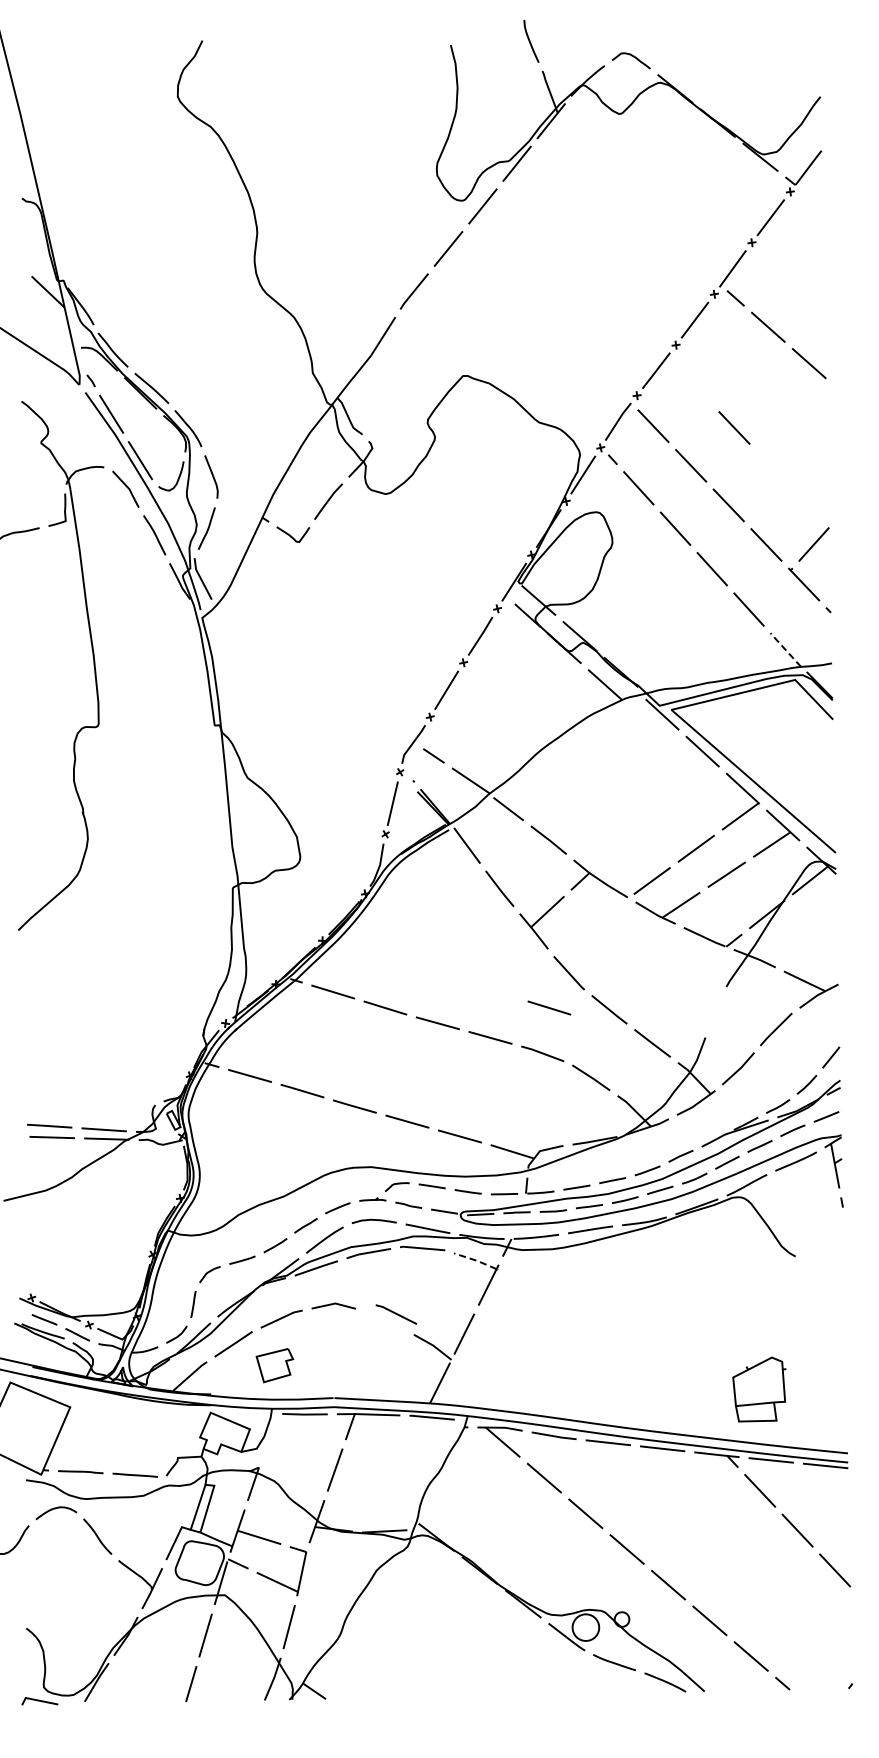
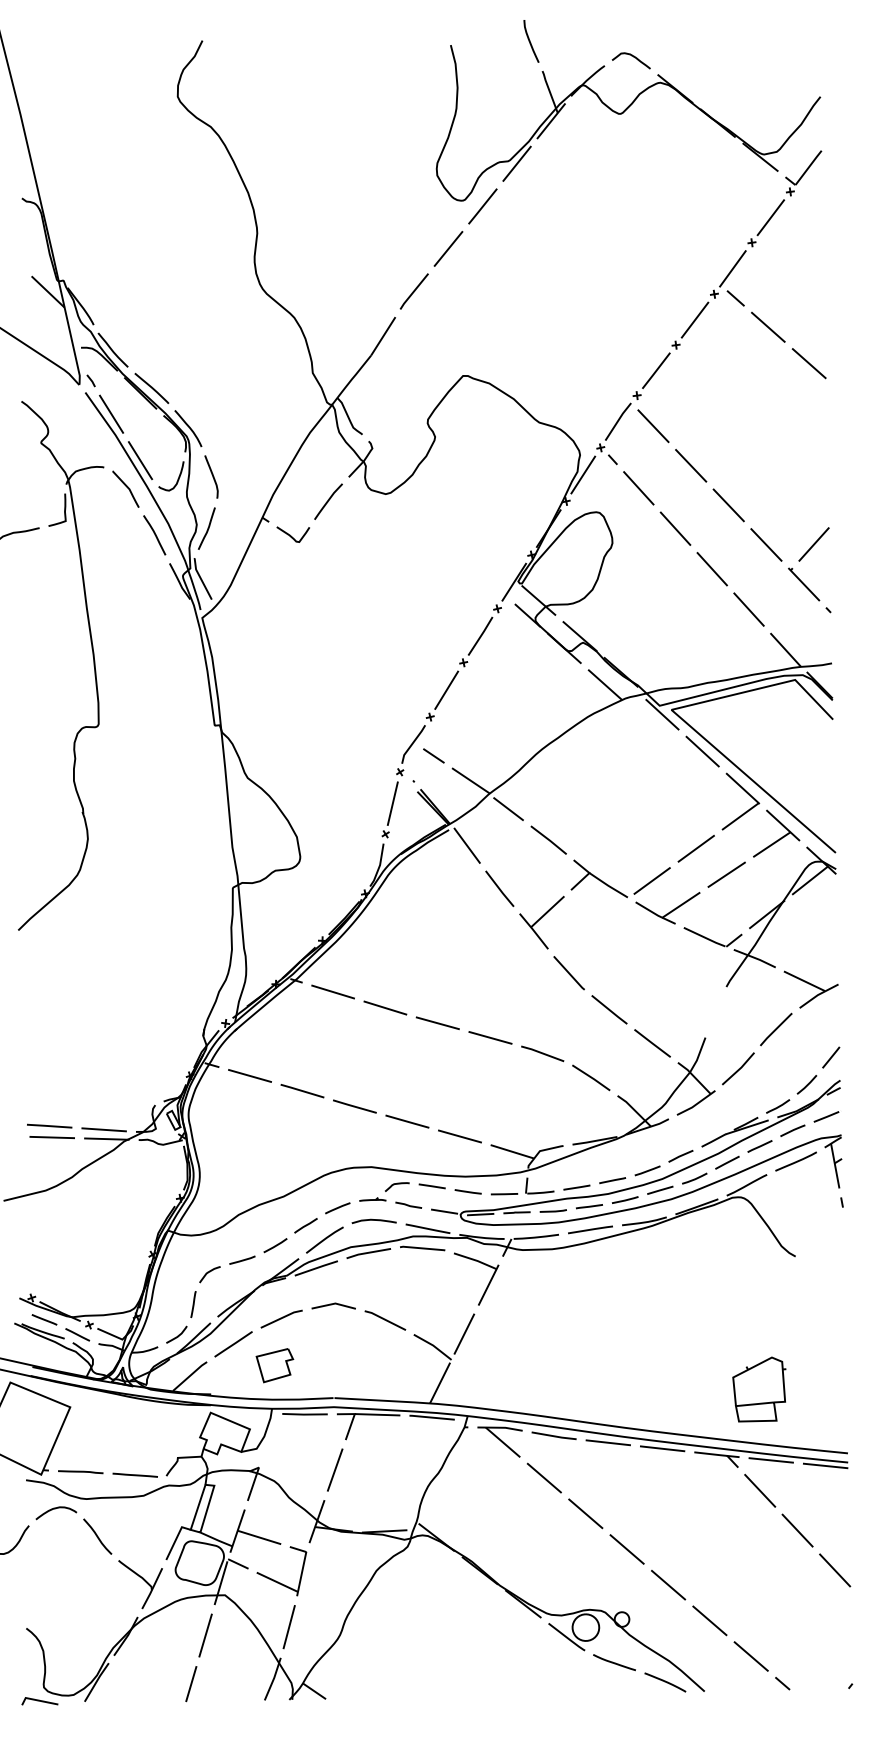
line: present -> none (734, 427)
line: dashed -> solid (786, 650)
line: present -> none (549, 1007)
line: dashed -> solid (476, 1260)
line position: (396, 1314) -> (385, 1320) (385, 1320)
